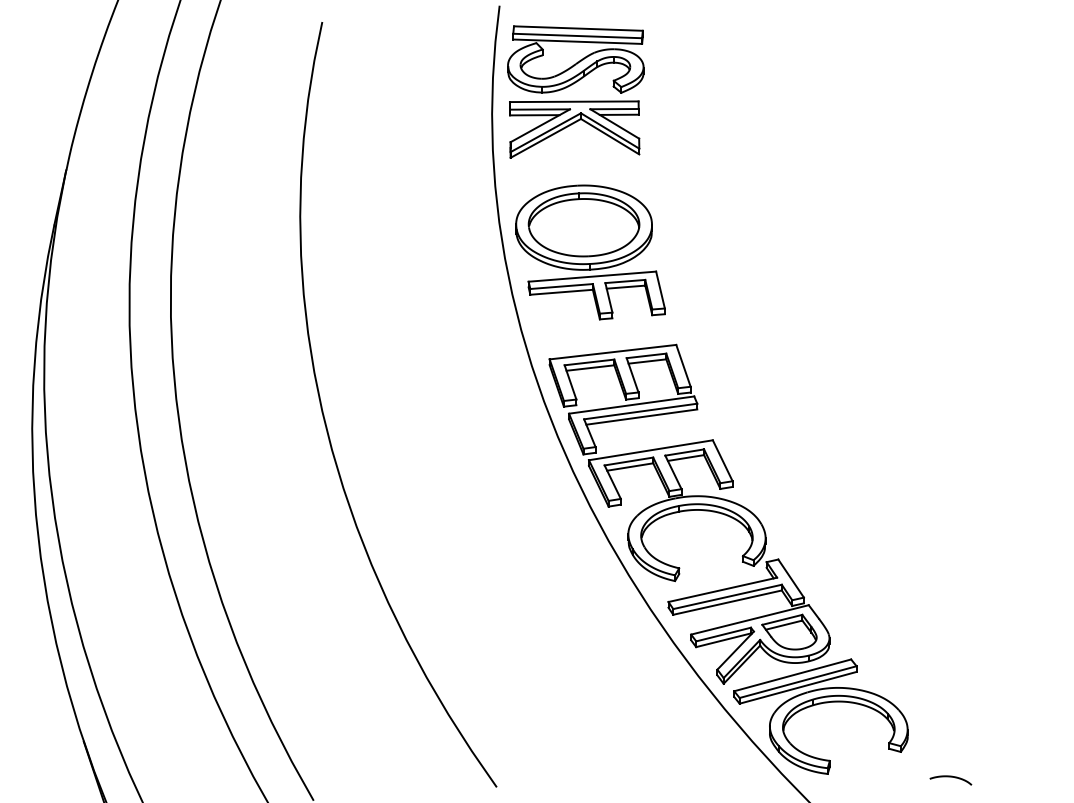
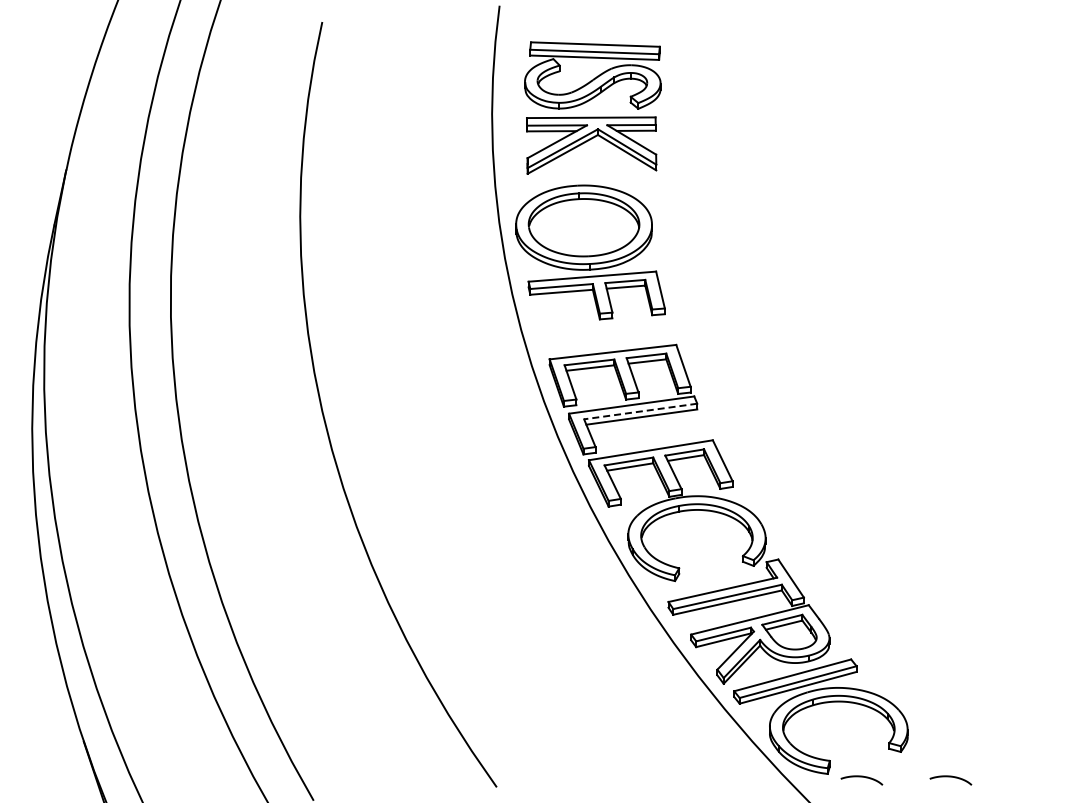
part position: (572, 85) -> (589, 101) (589, 101)
line: solid -> dashed (640, 411)
curve: none -> present (861, 777)
